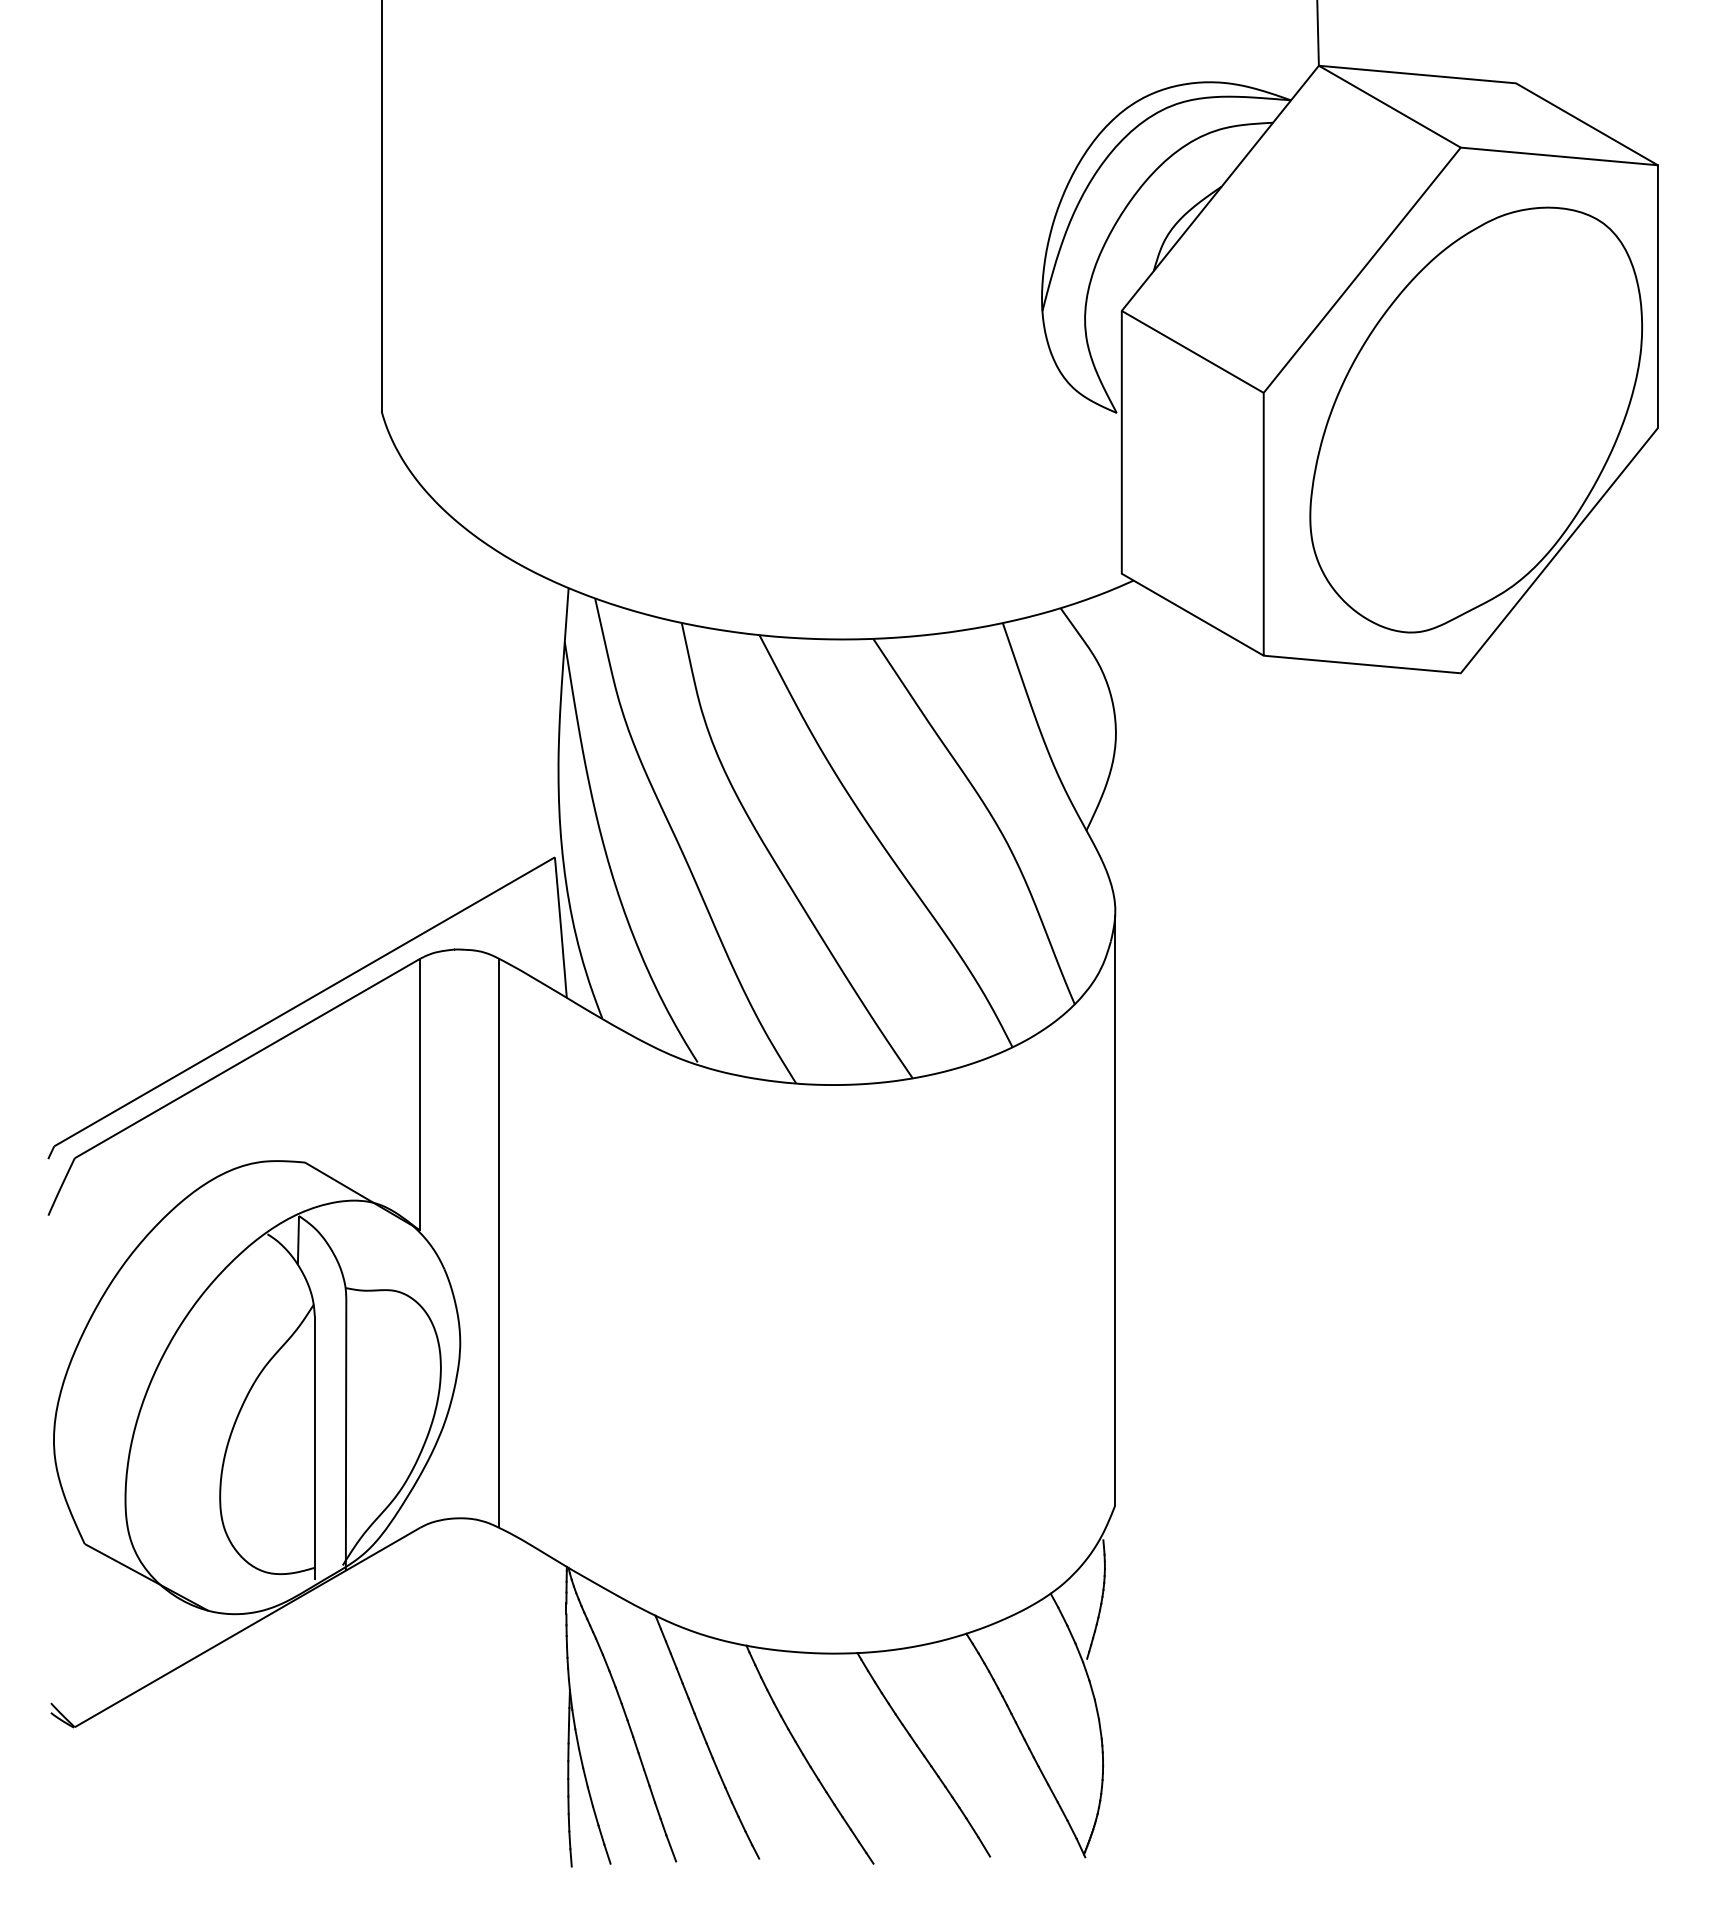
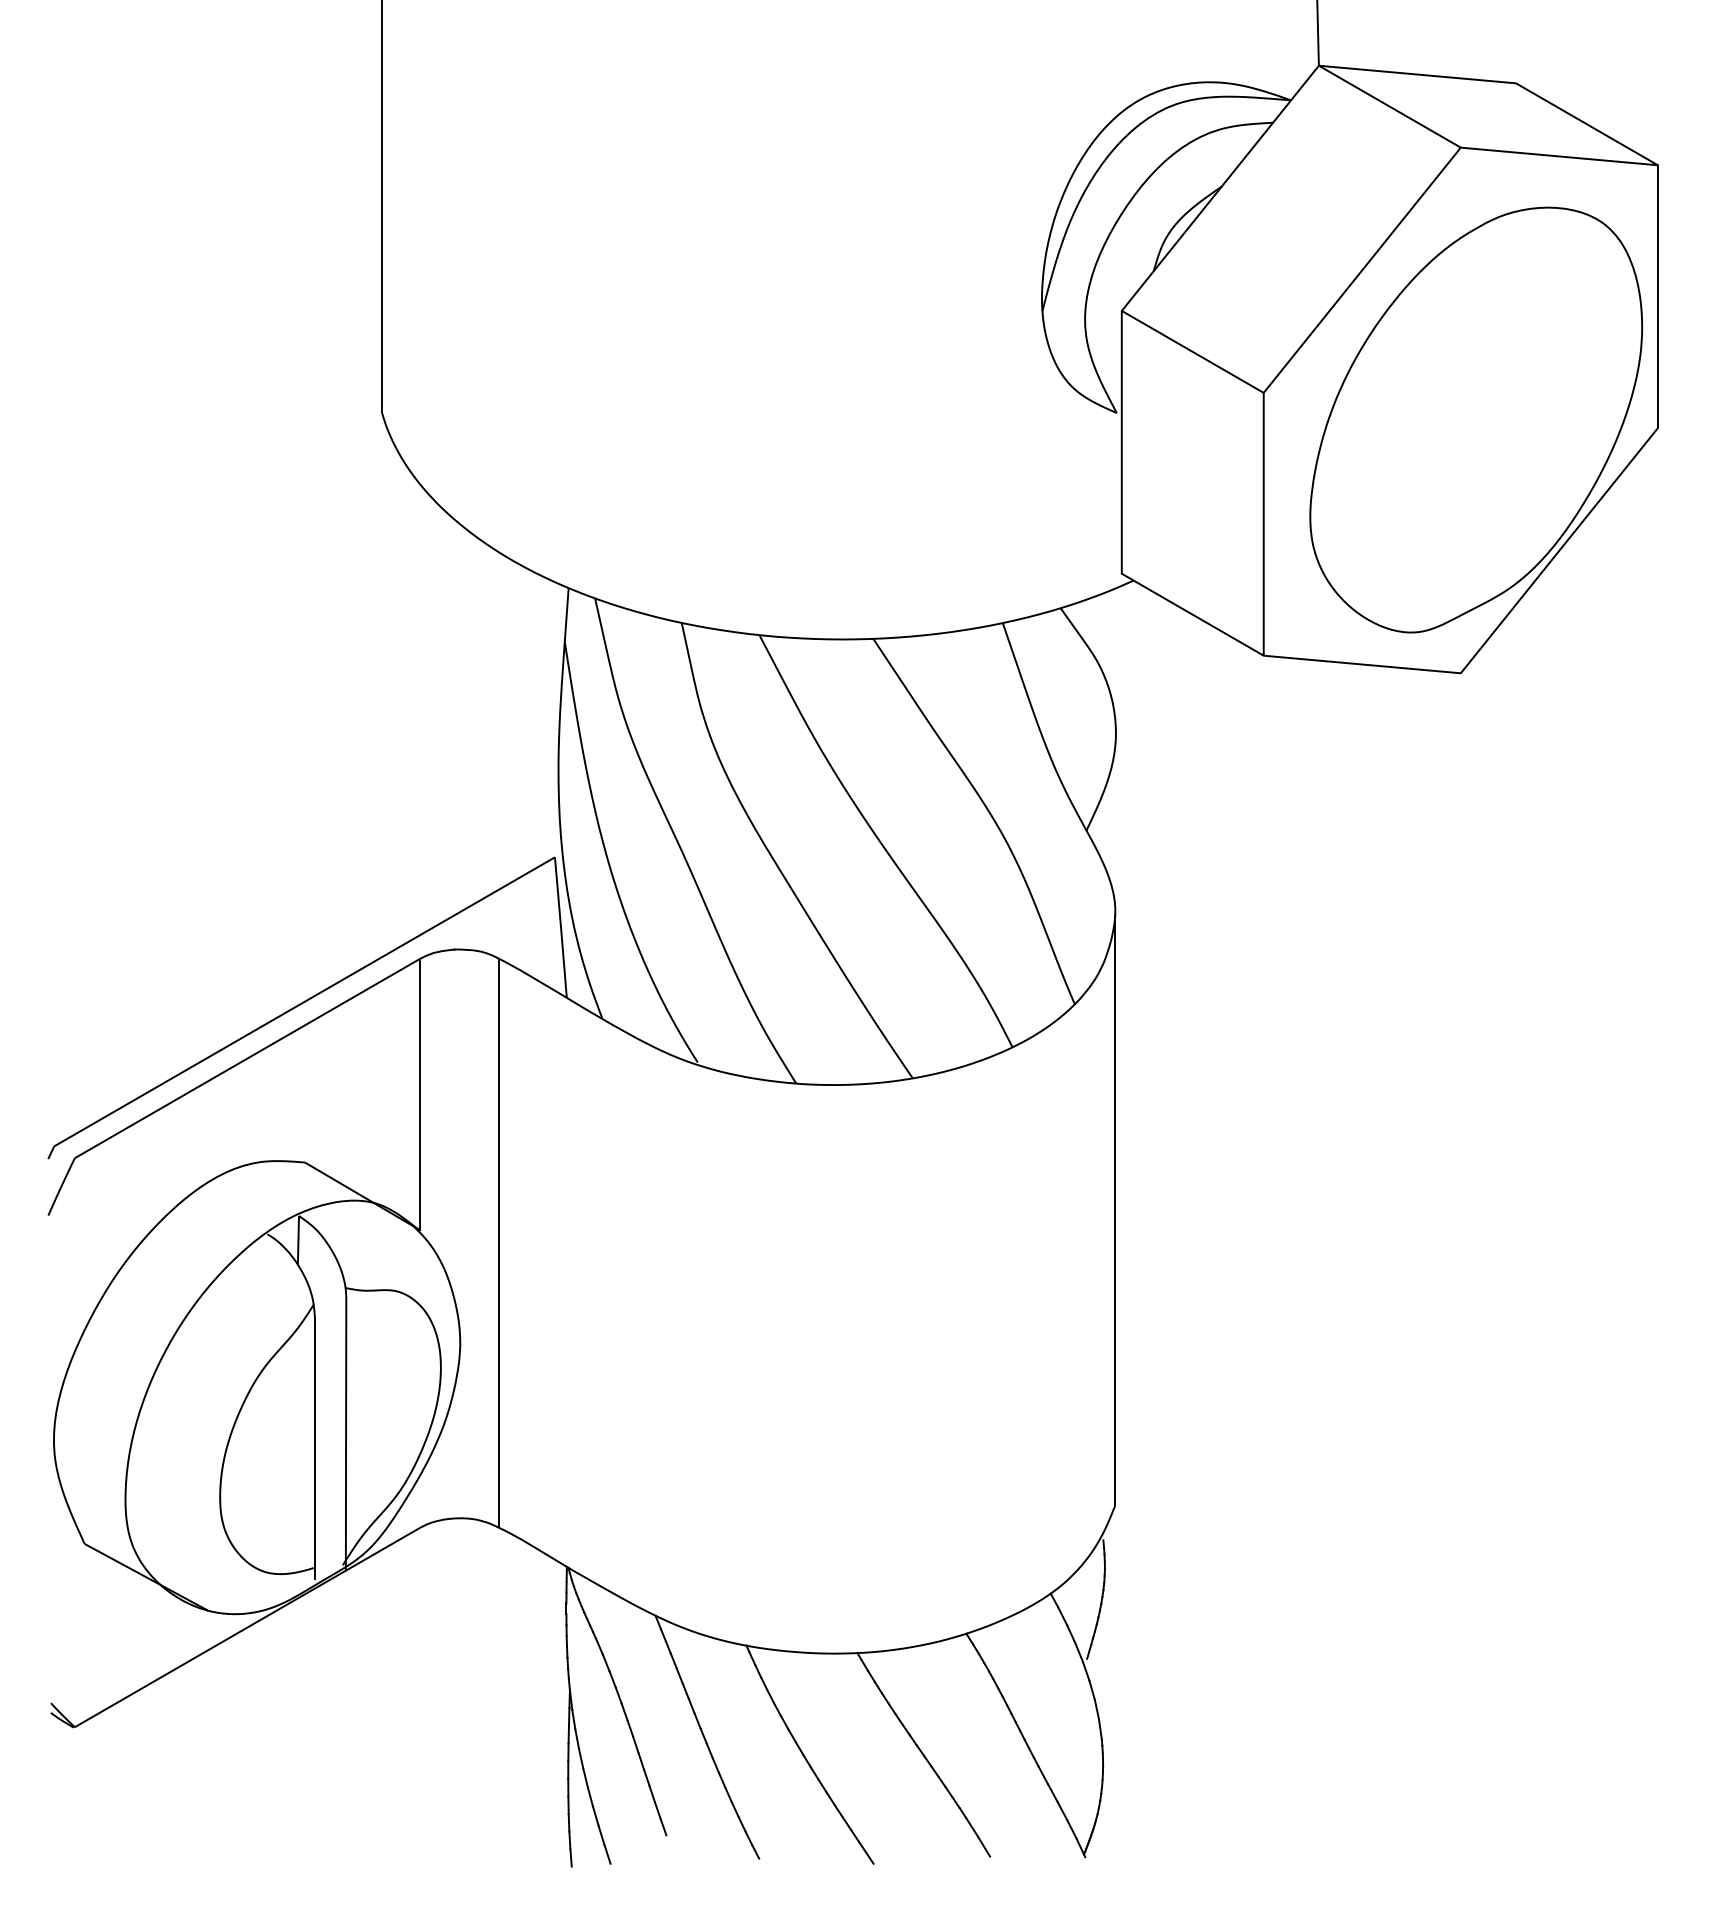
line: present -> none (671, 1848)
